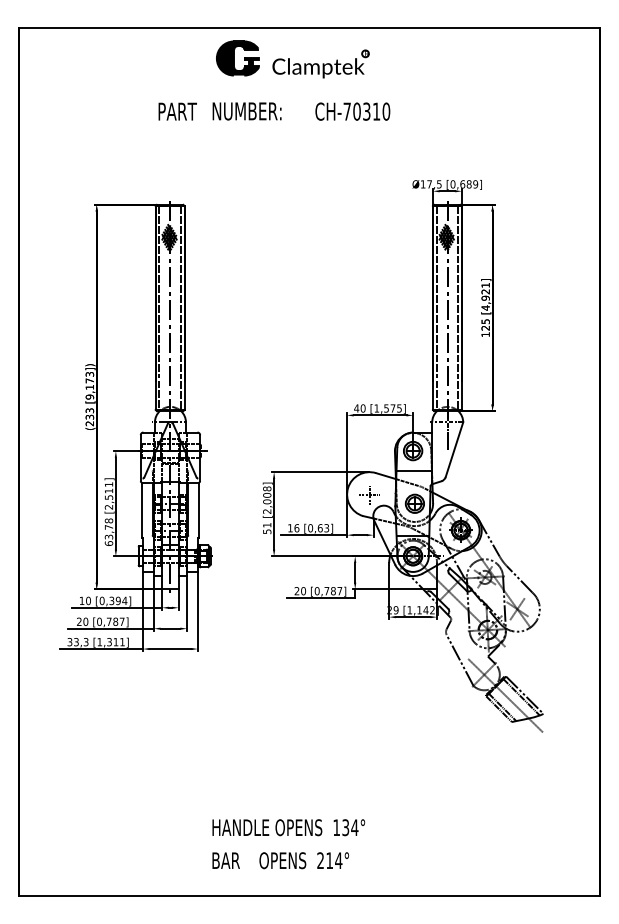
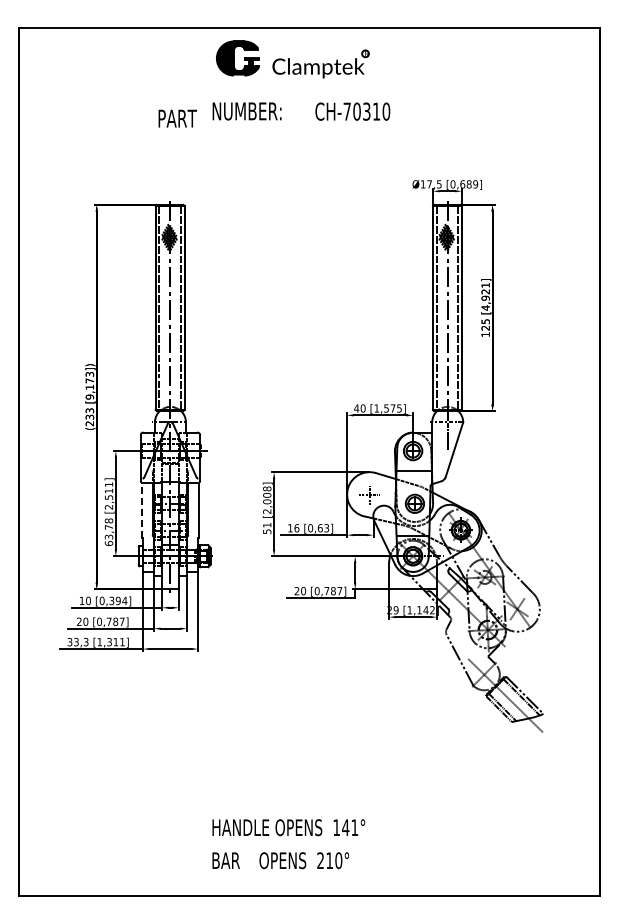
text position: (177, 111) -> (177, 118) (177, 118)
line: solid -> dashed (142, 510)
text: 134° -> 141° (350, 827)
text: 214° -> 210° (338, 860)
